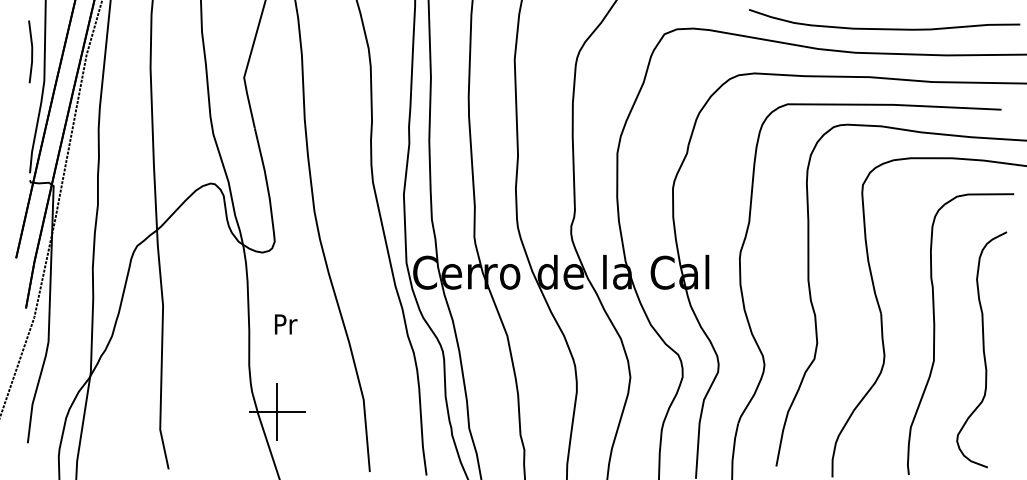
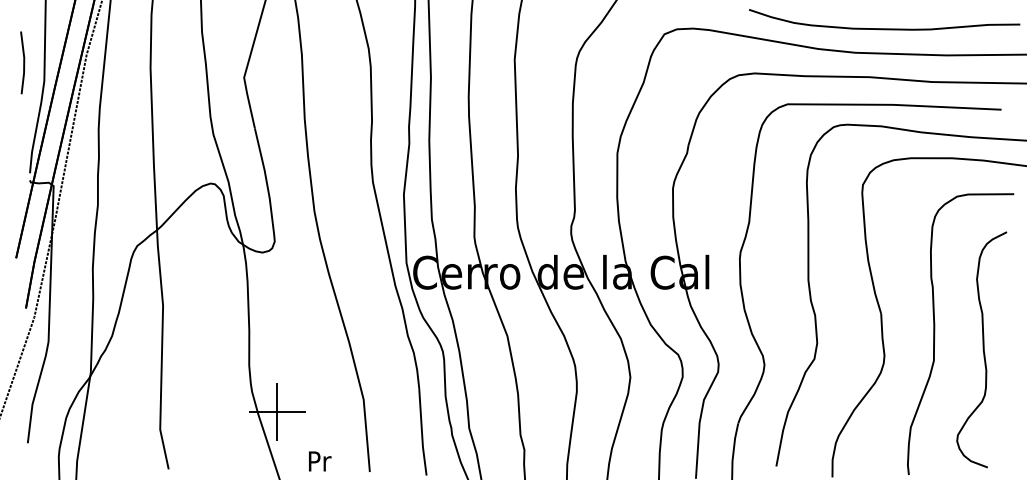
line position: (31, 51) -> (23, 62) (23, 62)
text position: (286, 324) -> (320, 461) (320, 461)
